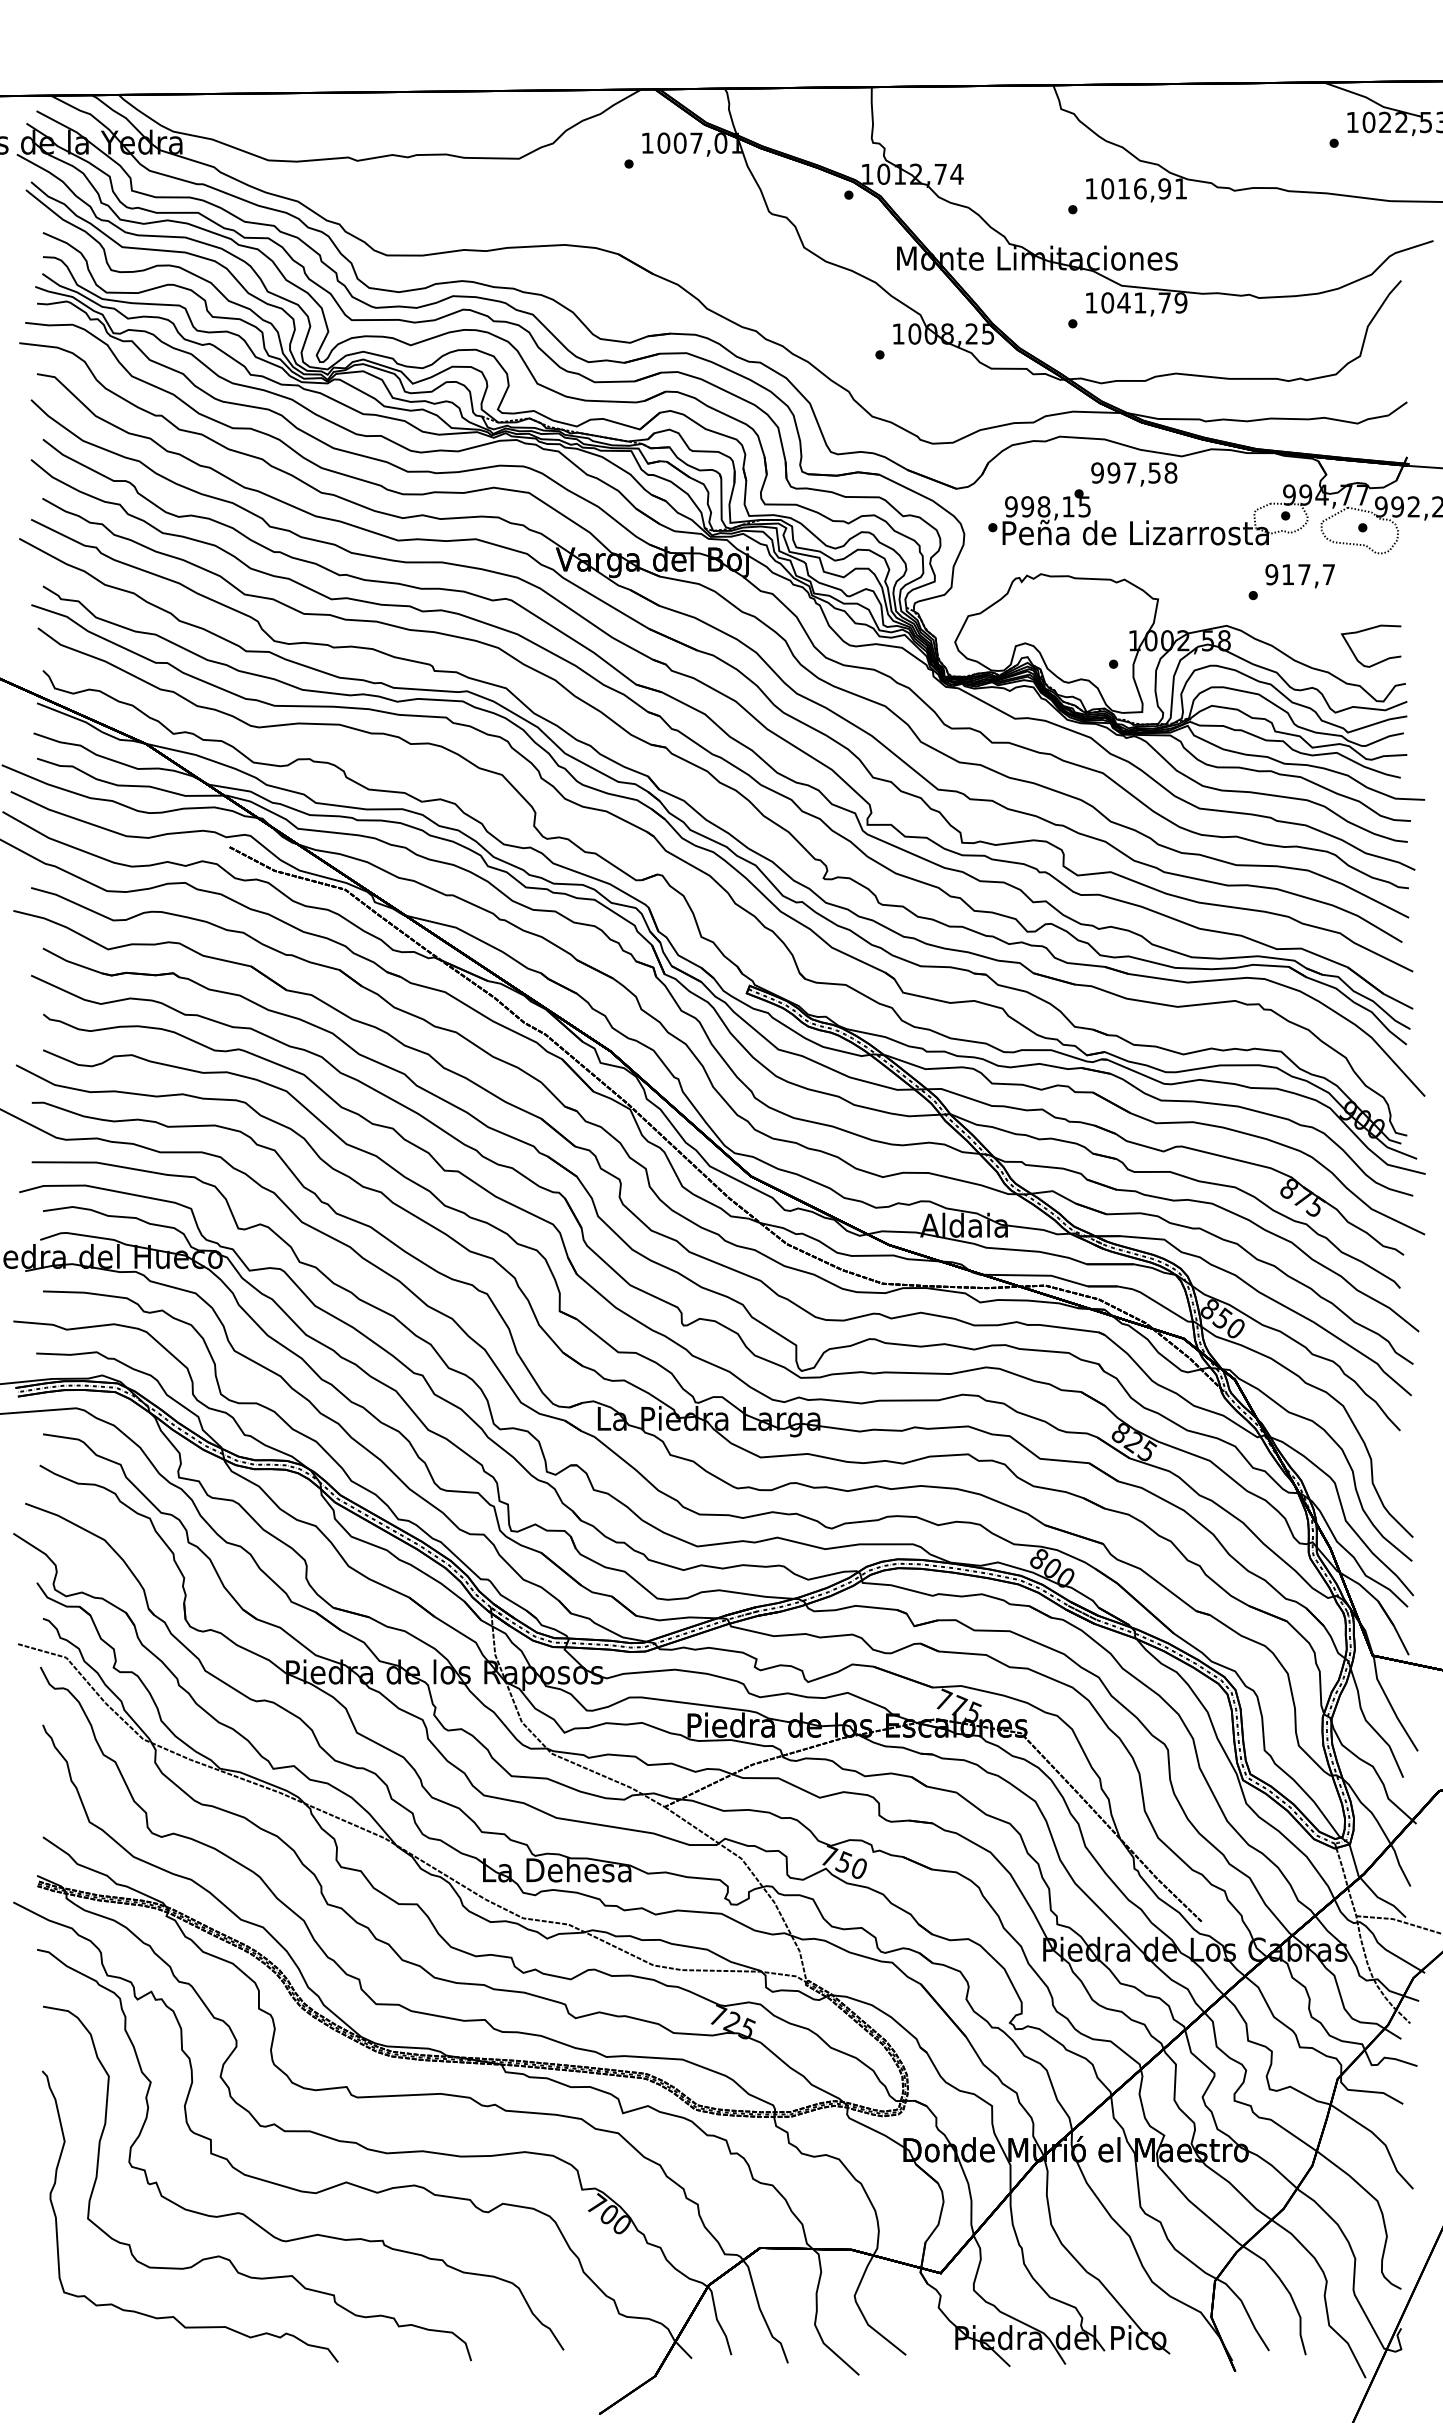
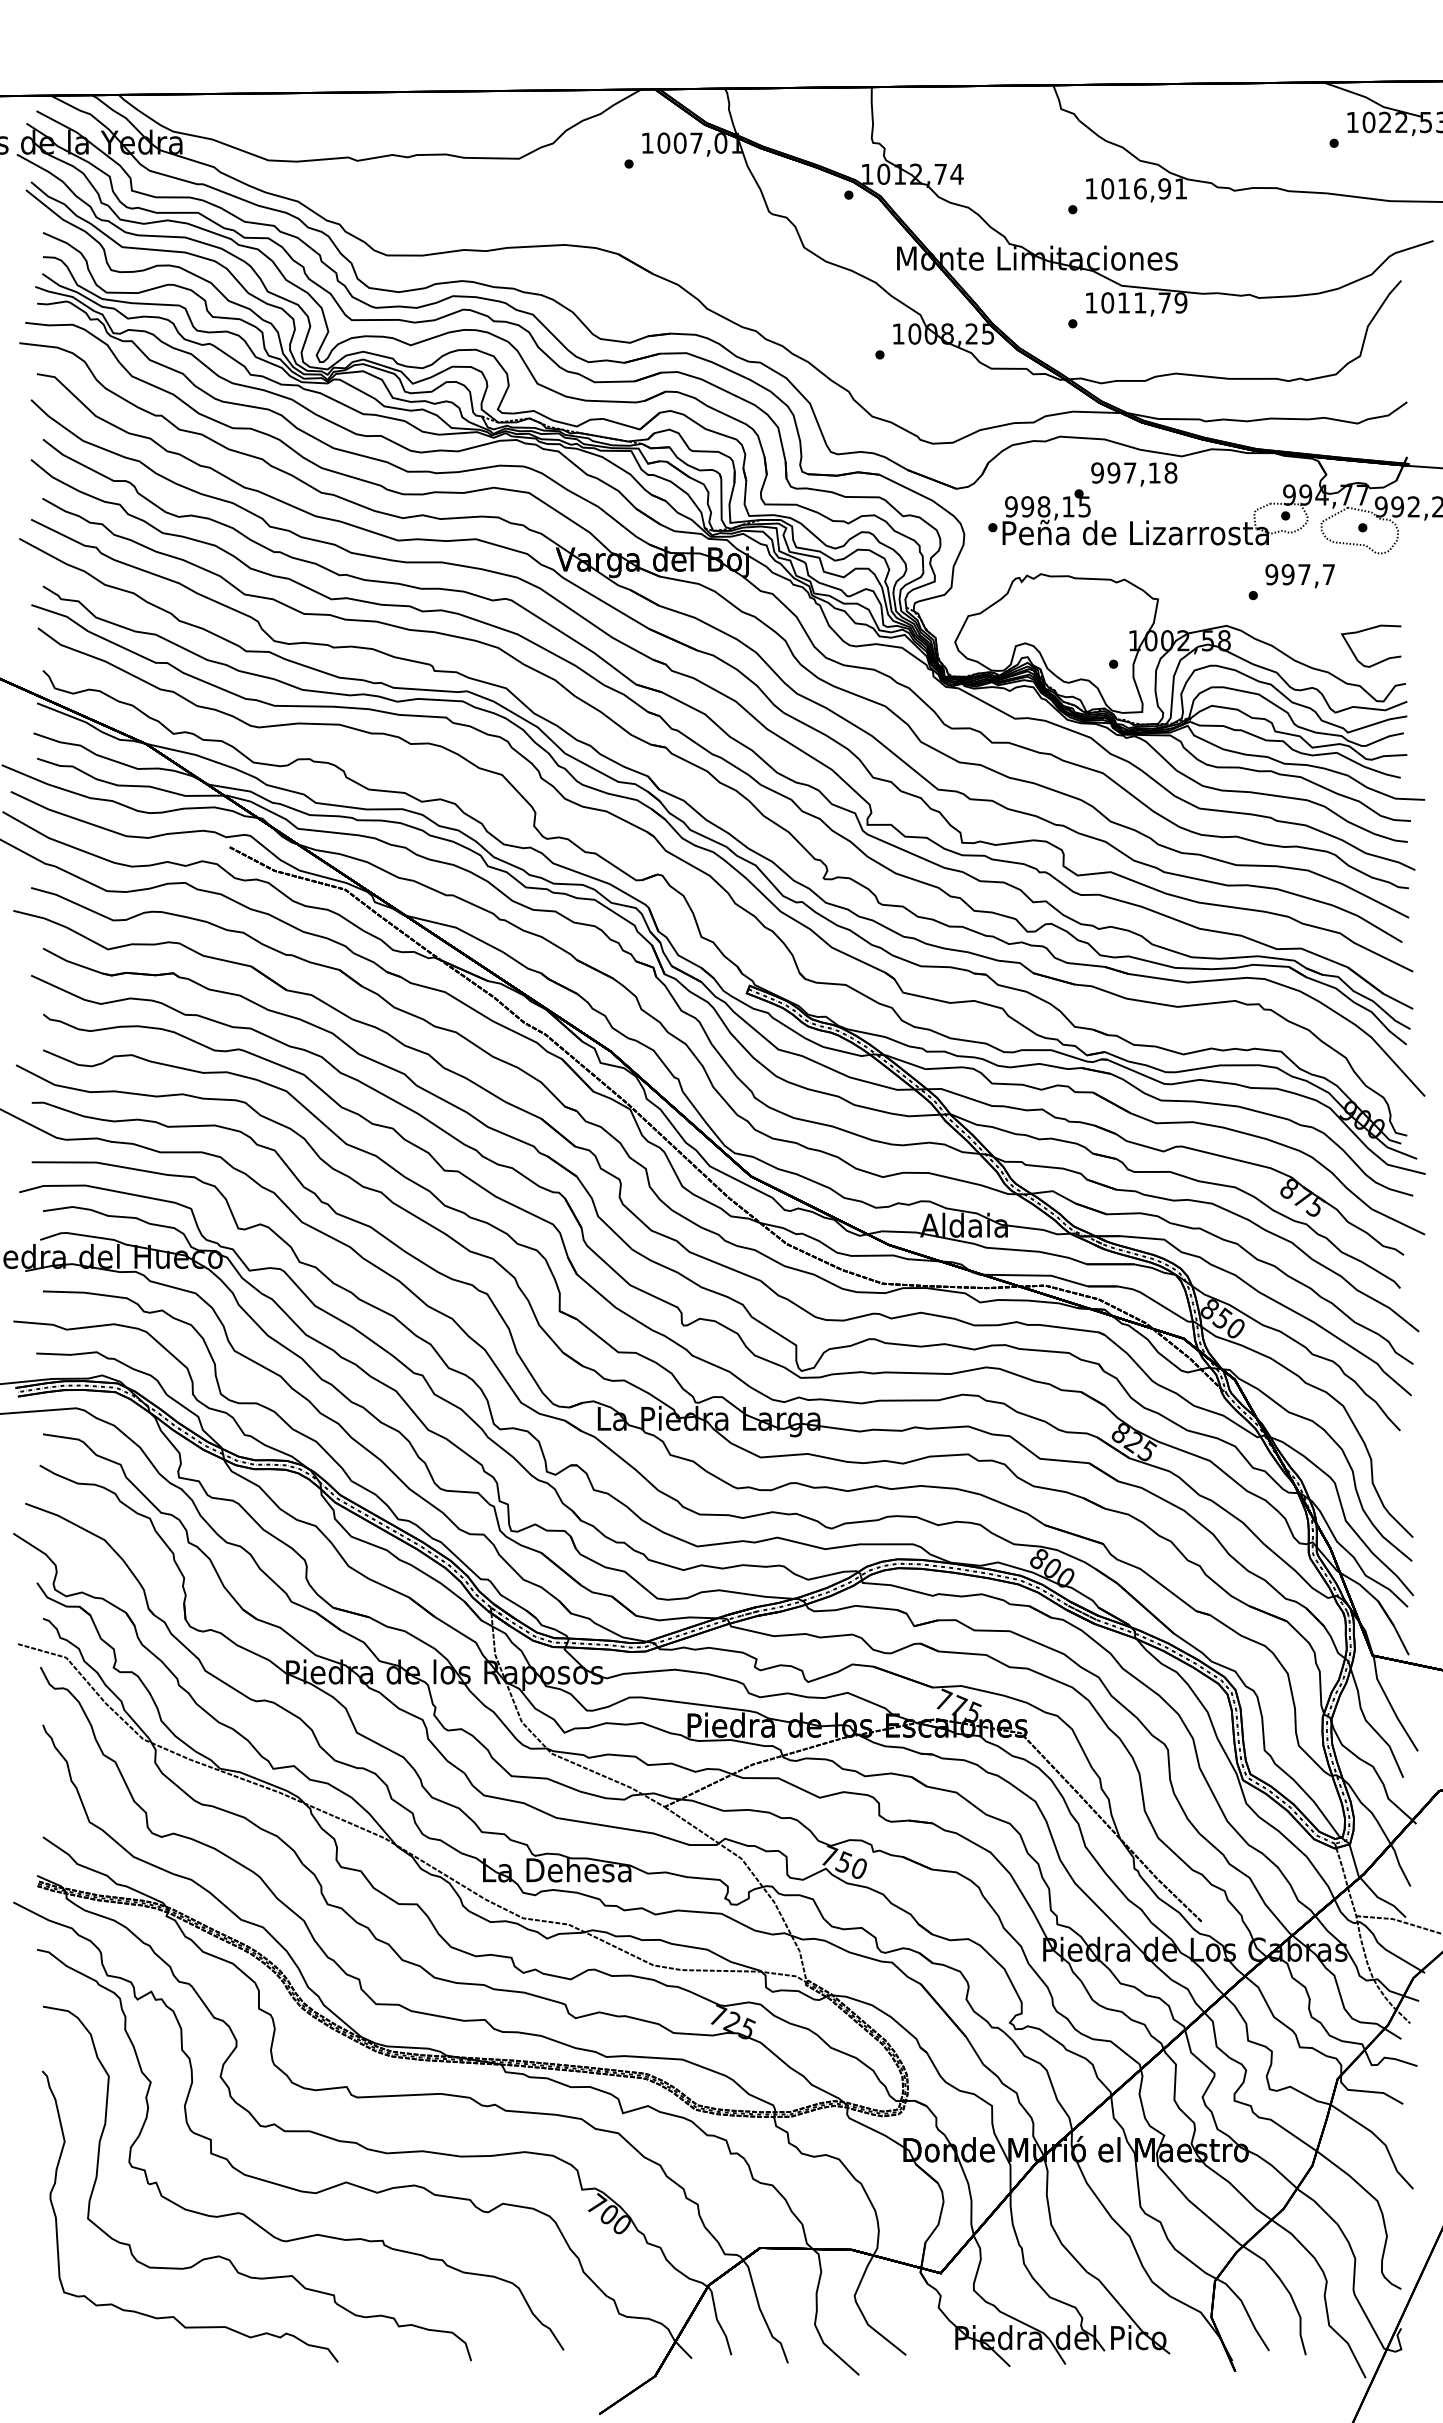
text: 1041,79 -> 1011,79 (1123, 302)
text: 997,58 -> 997,18 (1154, 472)
text: 917,7 -> 997,7 (1287, 574)
